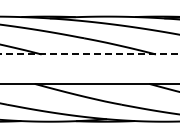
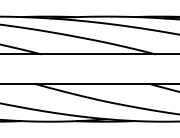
line: dashed -> solid (89, 54)
